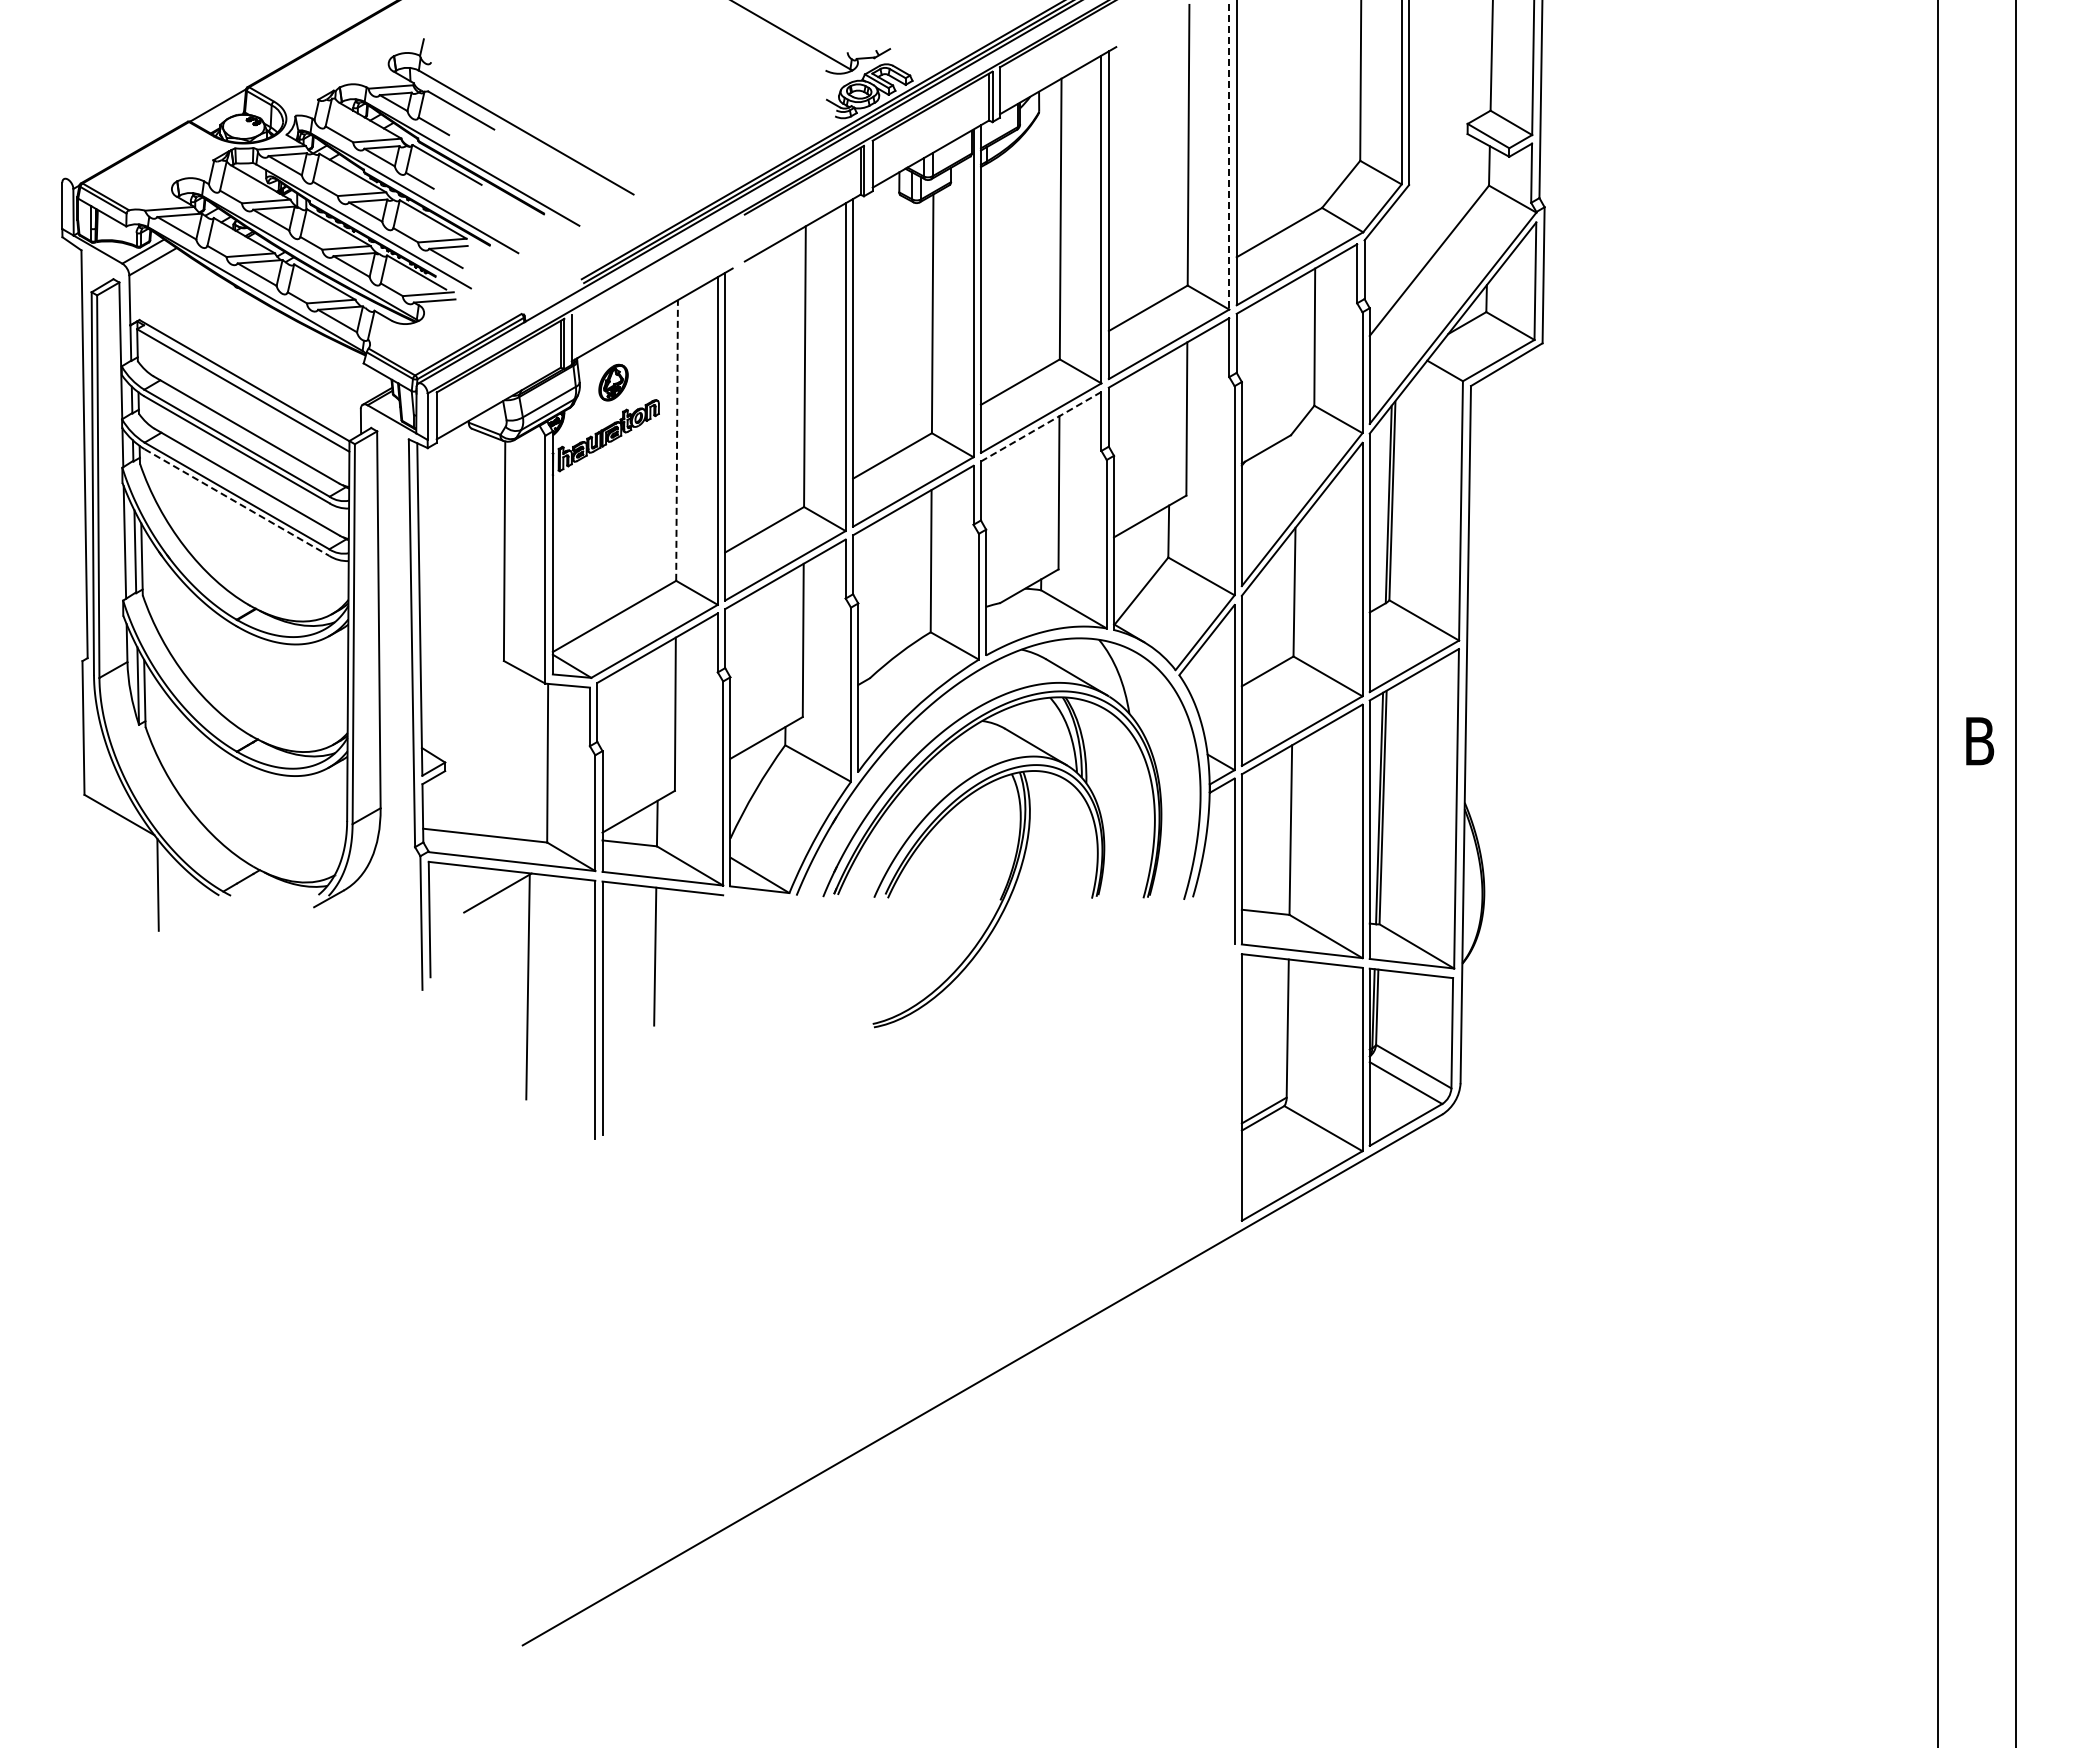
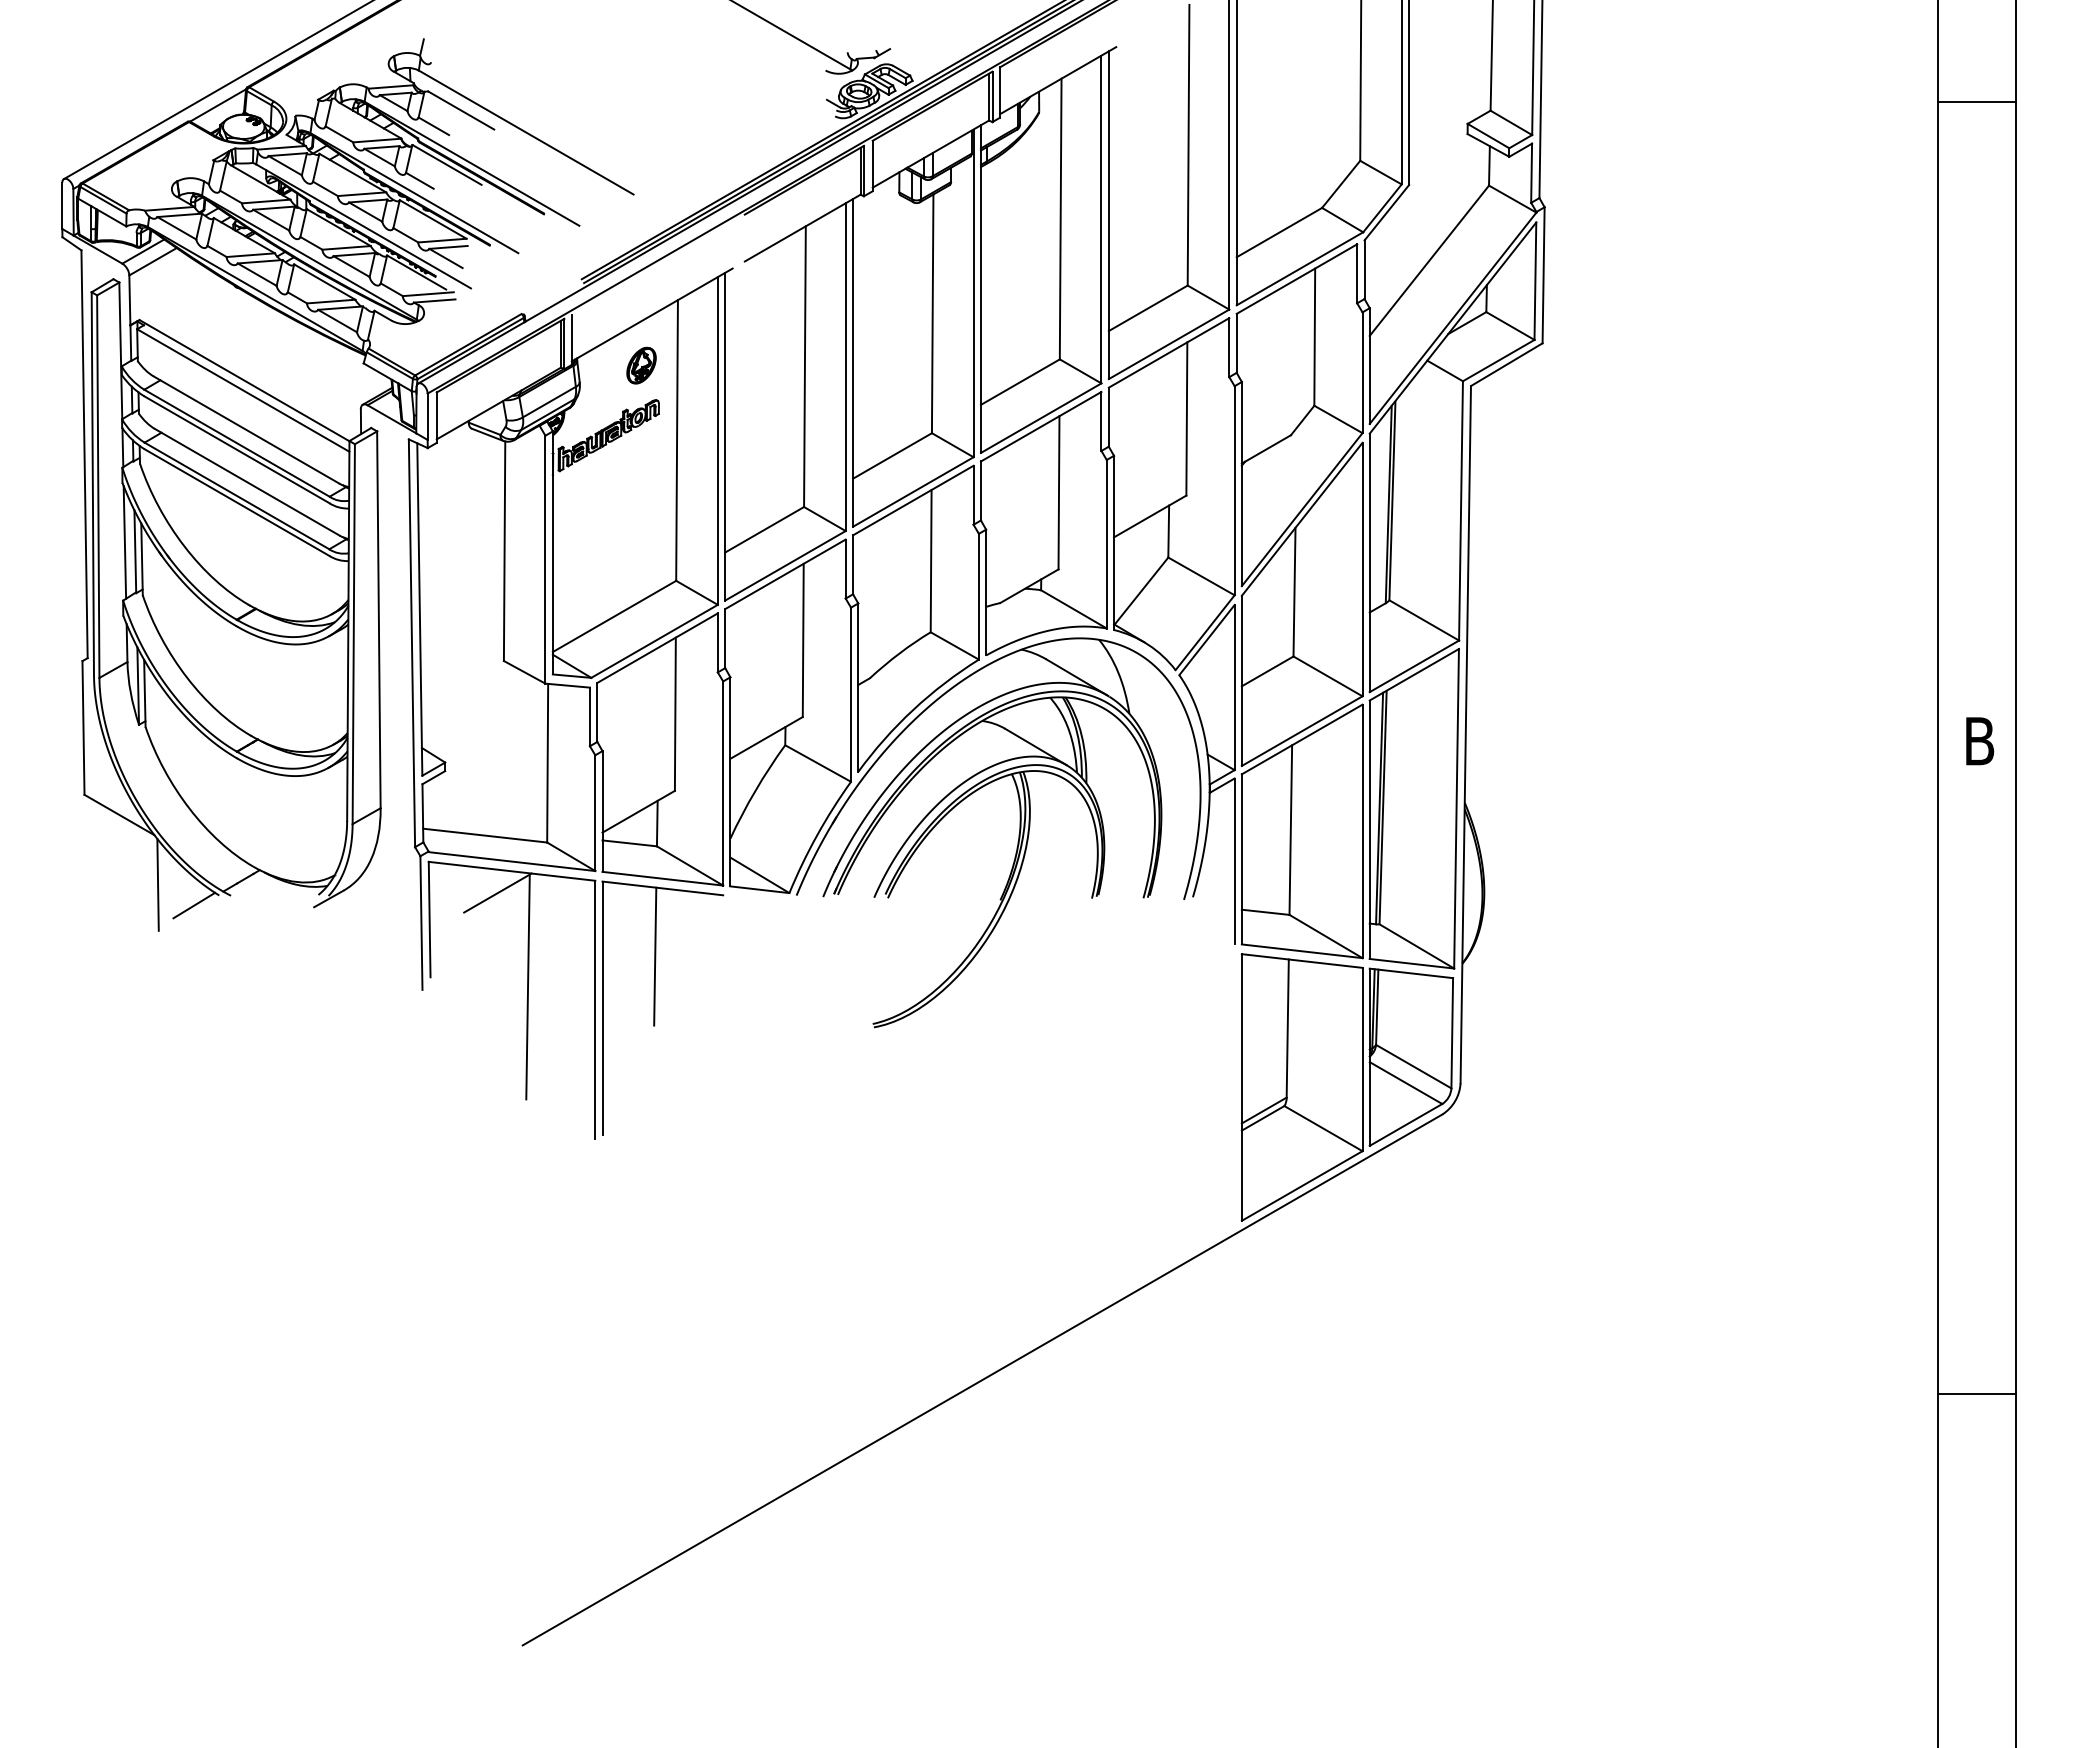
line: none -> present (216, 90)
line: none -> present (1976, 102)
line: dashed -> solid (1229, 155)
part position: (613, 382) -> (641, 365) (641, 365)
line: dashed -> solid (1041, 426)
line: dashed -> solid (677, 440)
line: dashed -> solid (237, 502)
line: none -> present (194, 905)
line: none -> present (1976, 1393)
